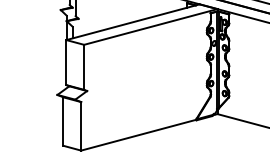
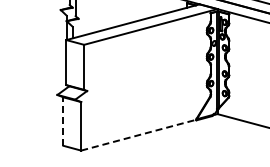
line: solid -> dashed (63, 121)
line: solid -> dashed (138, 135)
